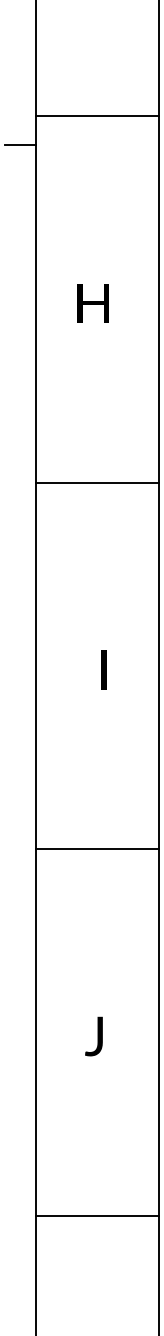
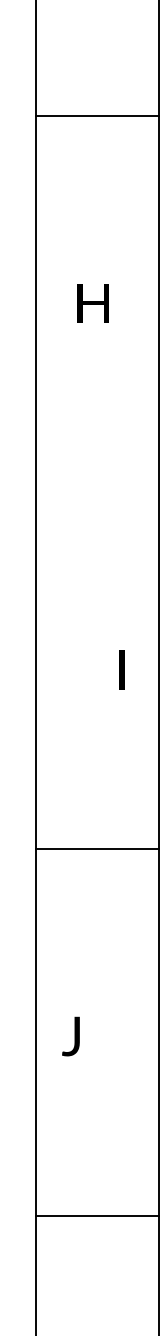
line: present -> none (19, 145)
line: present -> none (97, 482)
text position: (103, 669) -> (121, 669) (121, 669)
text position: (93, 1036) -> (70, 1036) (70, 1036)
